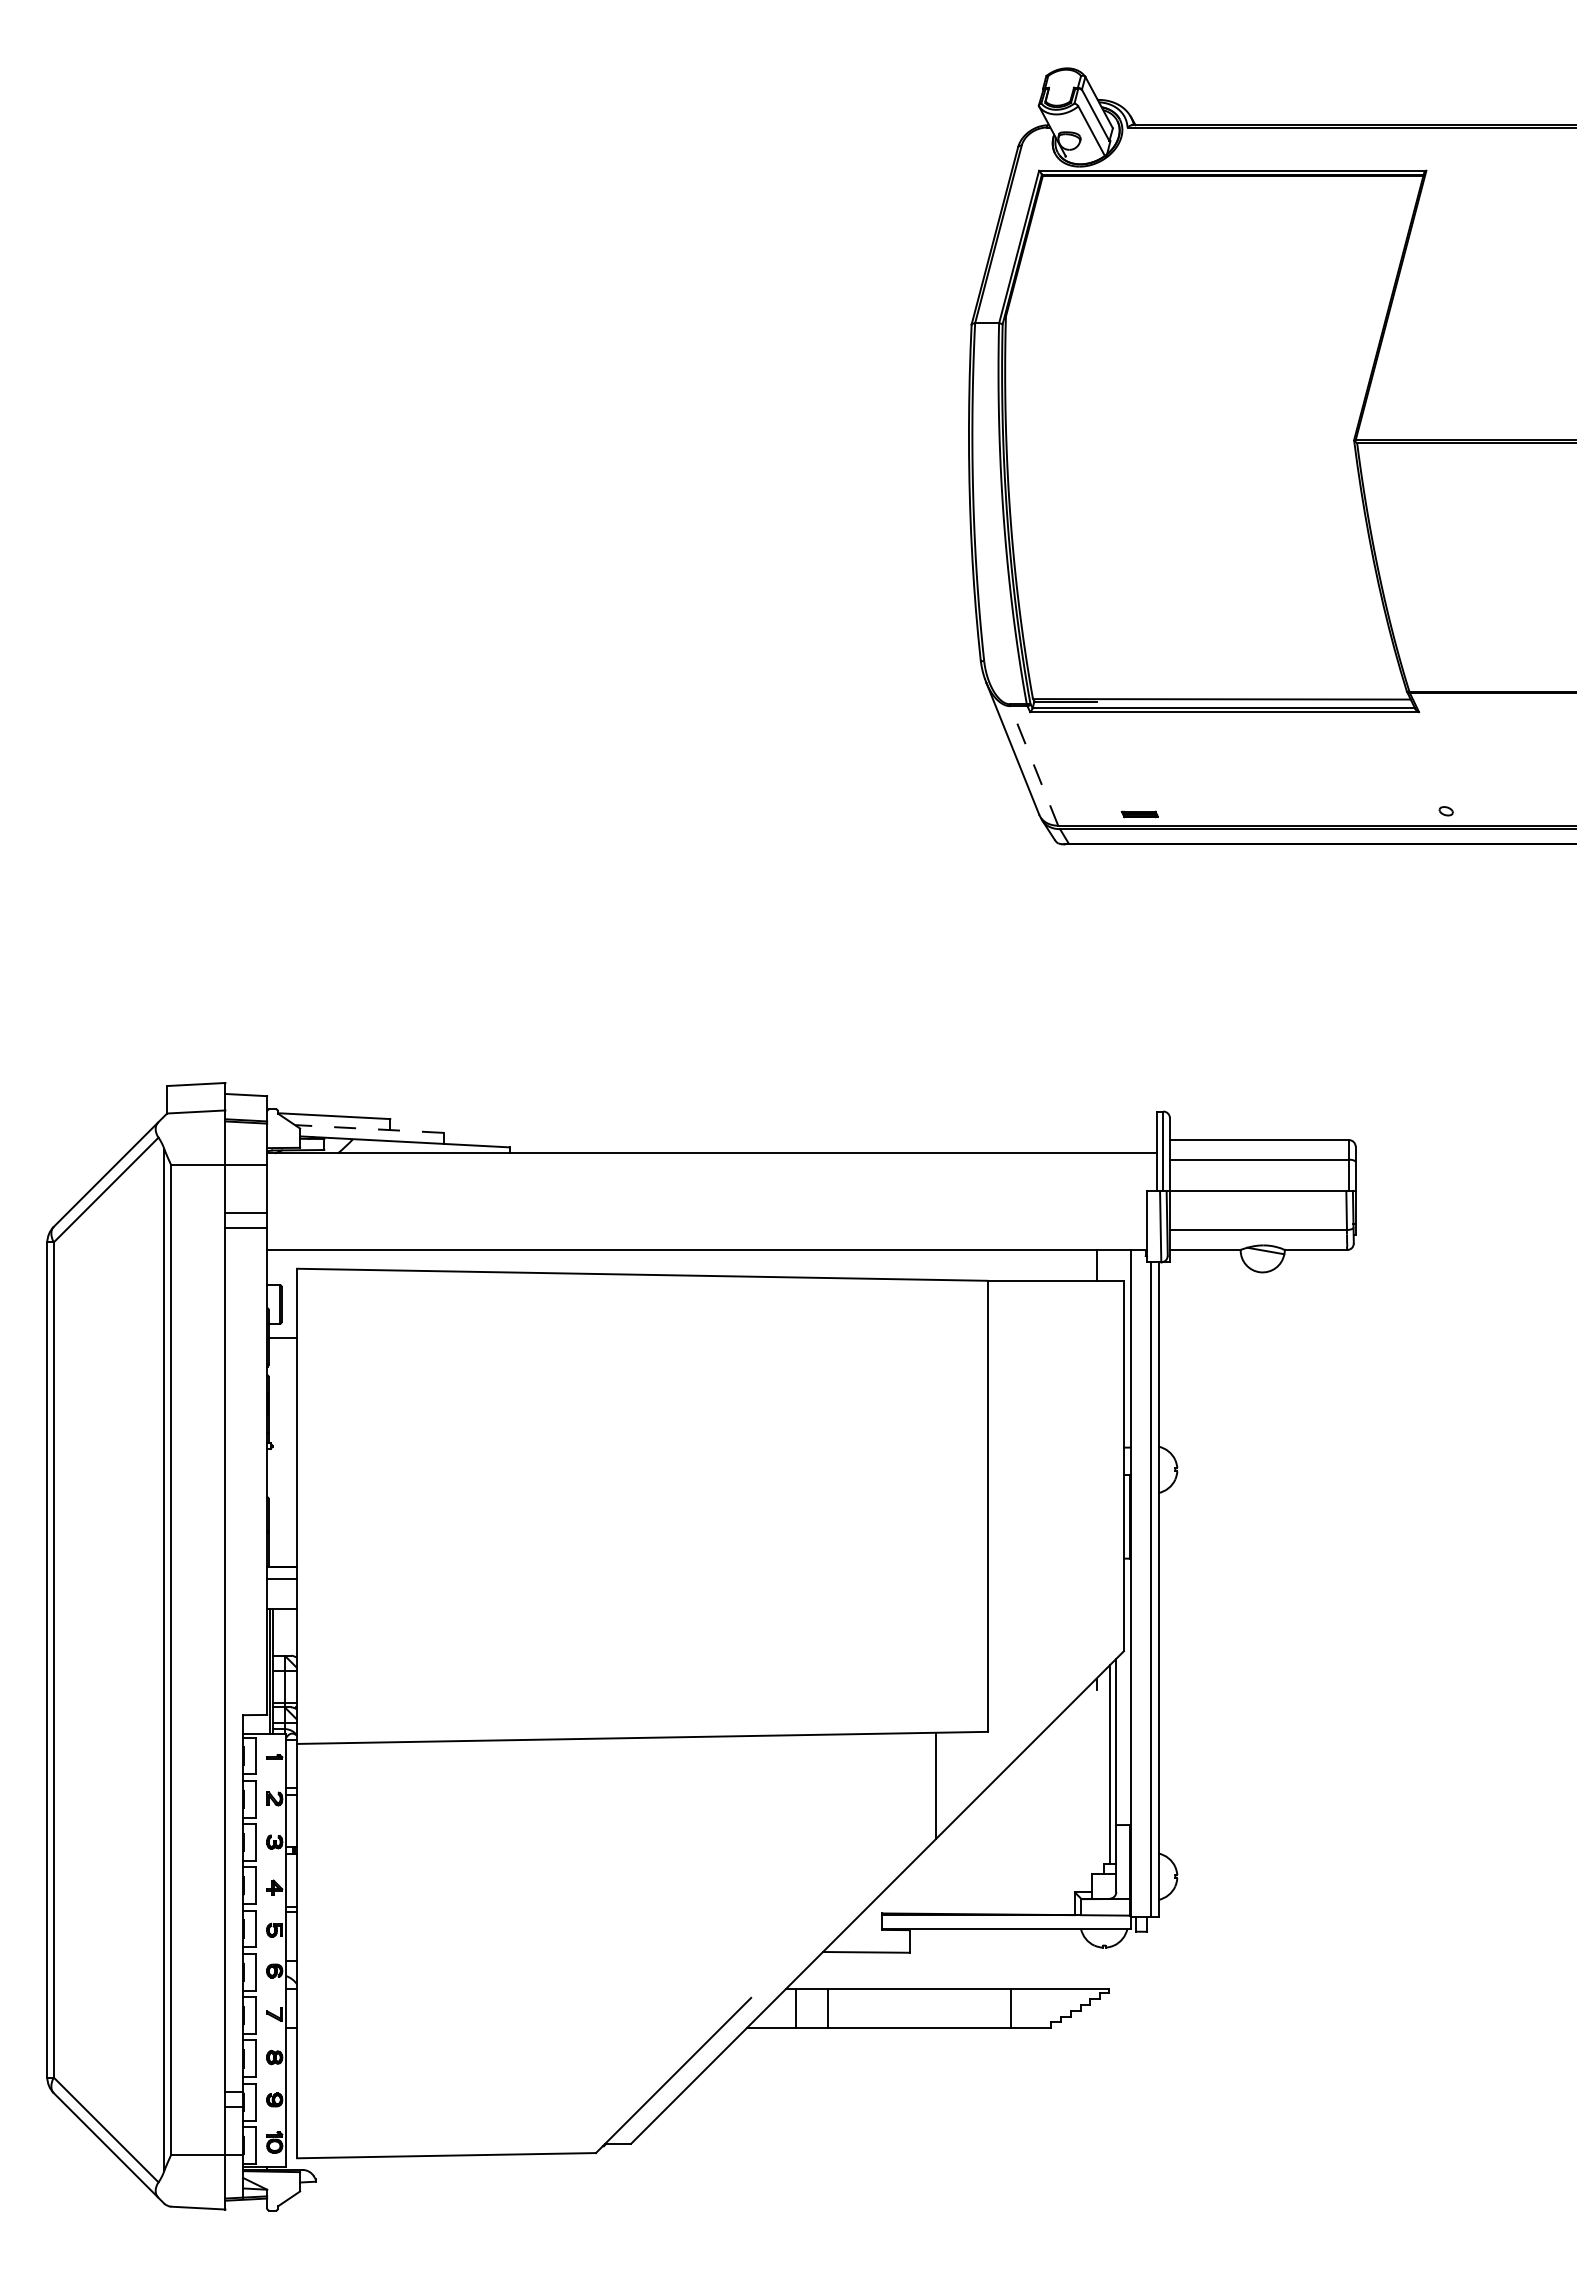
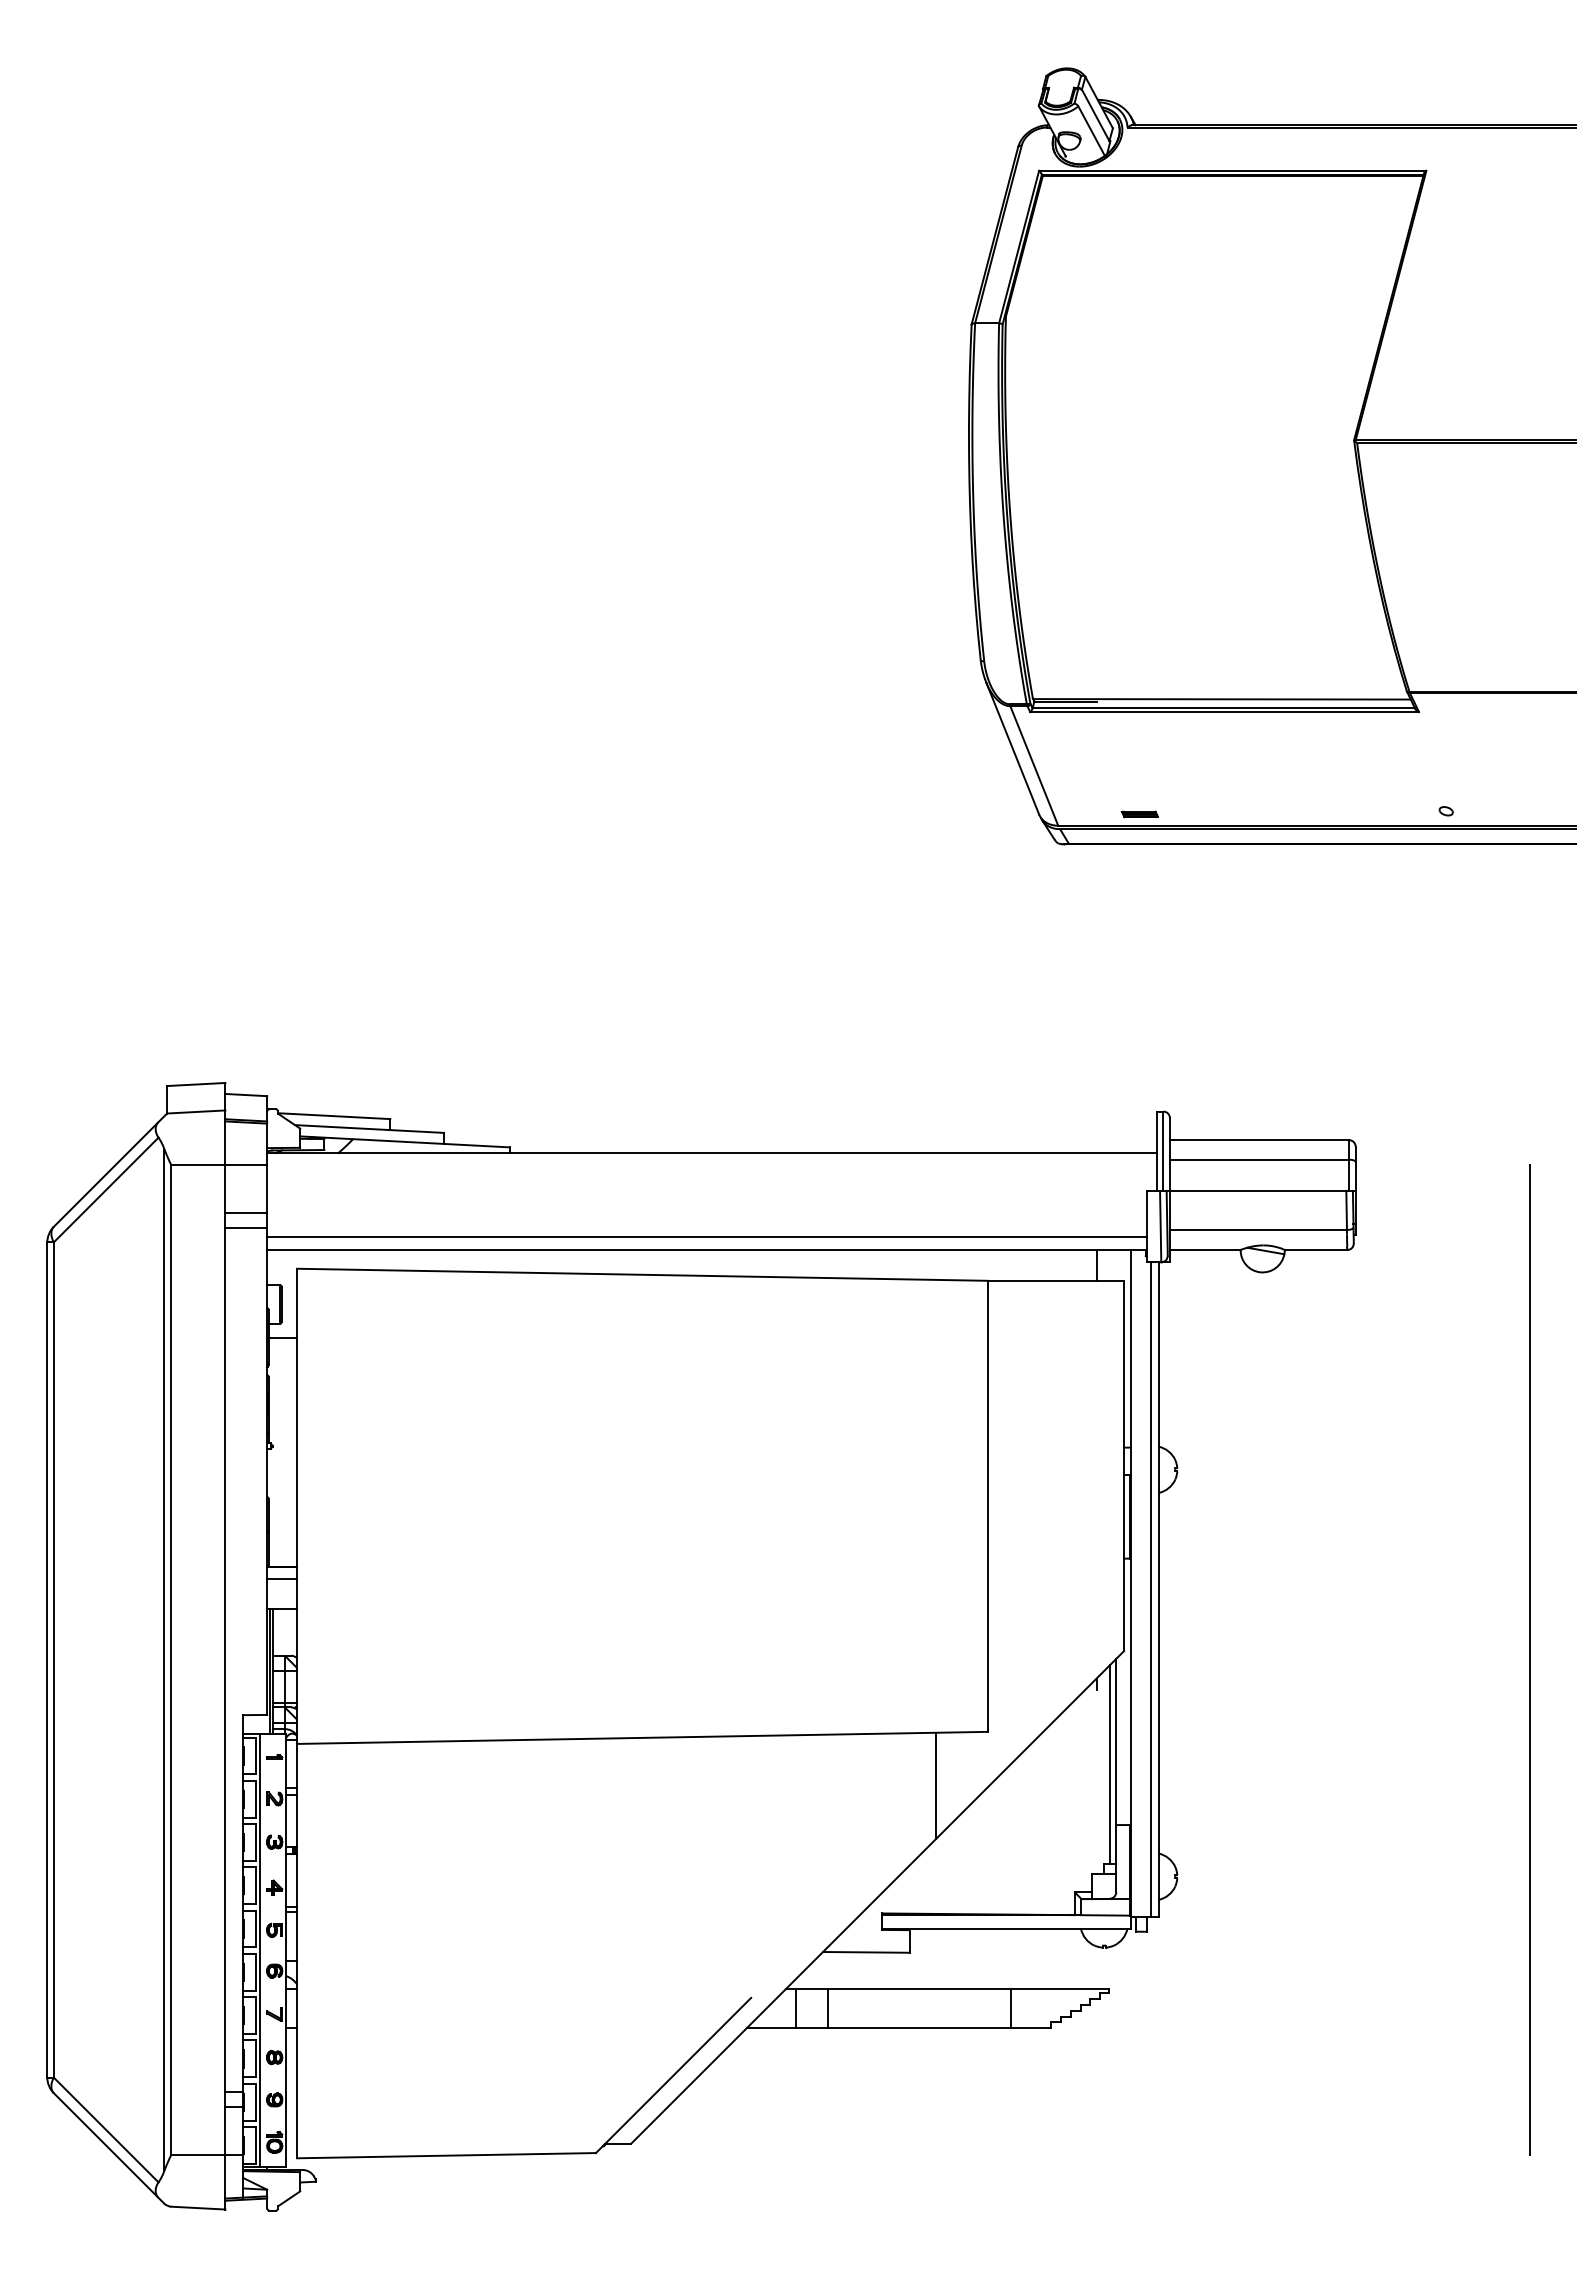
line: dashed -> solid (1034, 765)
line: dashed -> solid (369, 1129)
line: none -> present (706, 1236)
line: none -> present (1529, 1659)
line: none -> present (260, 1950)
